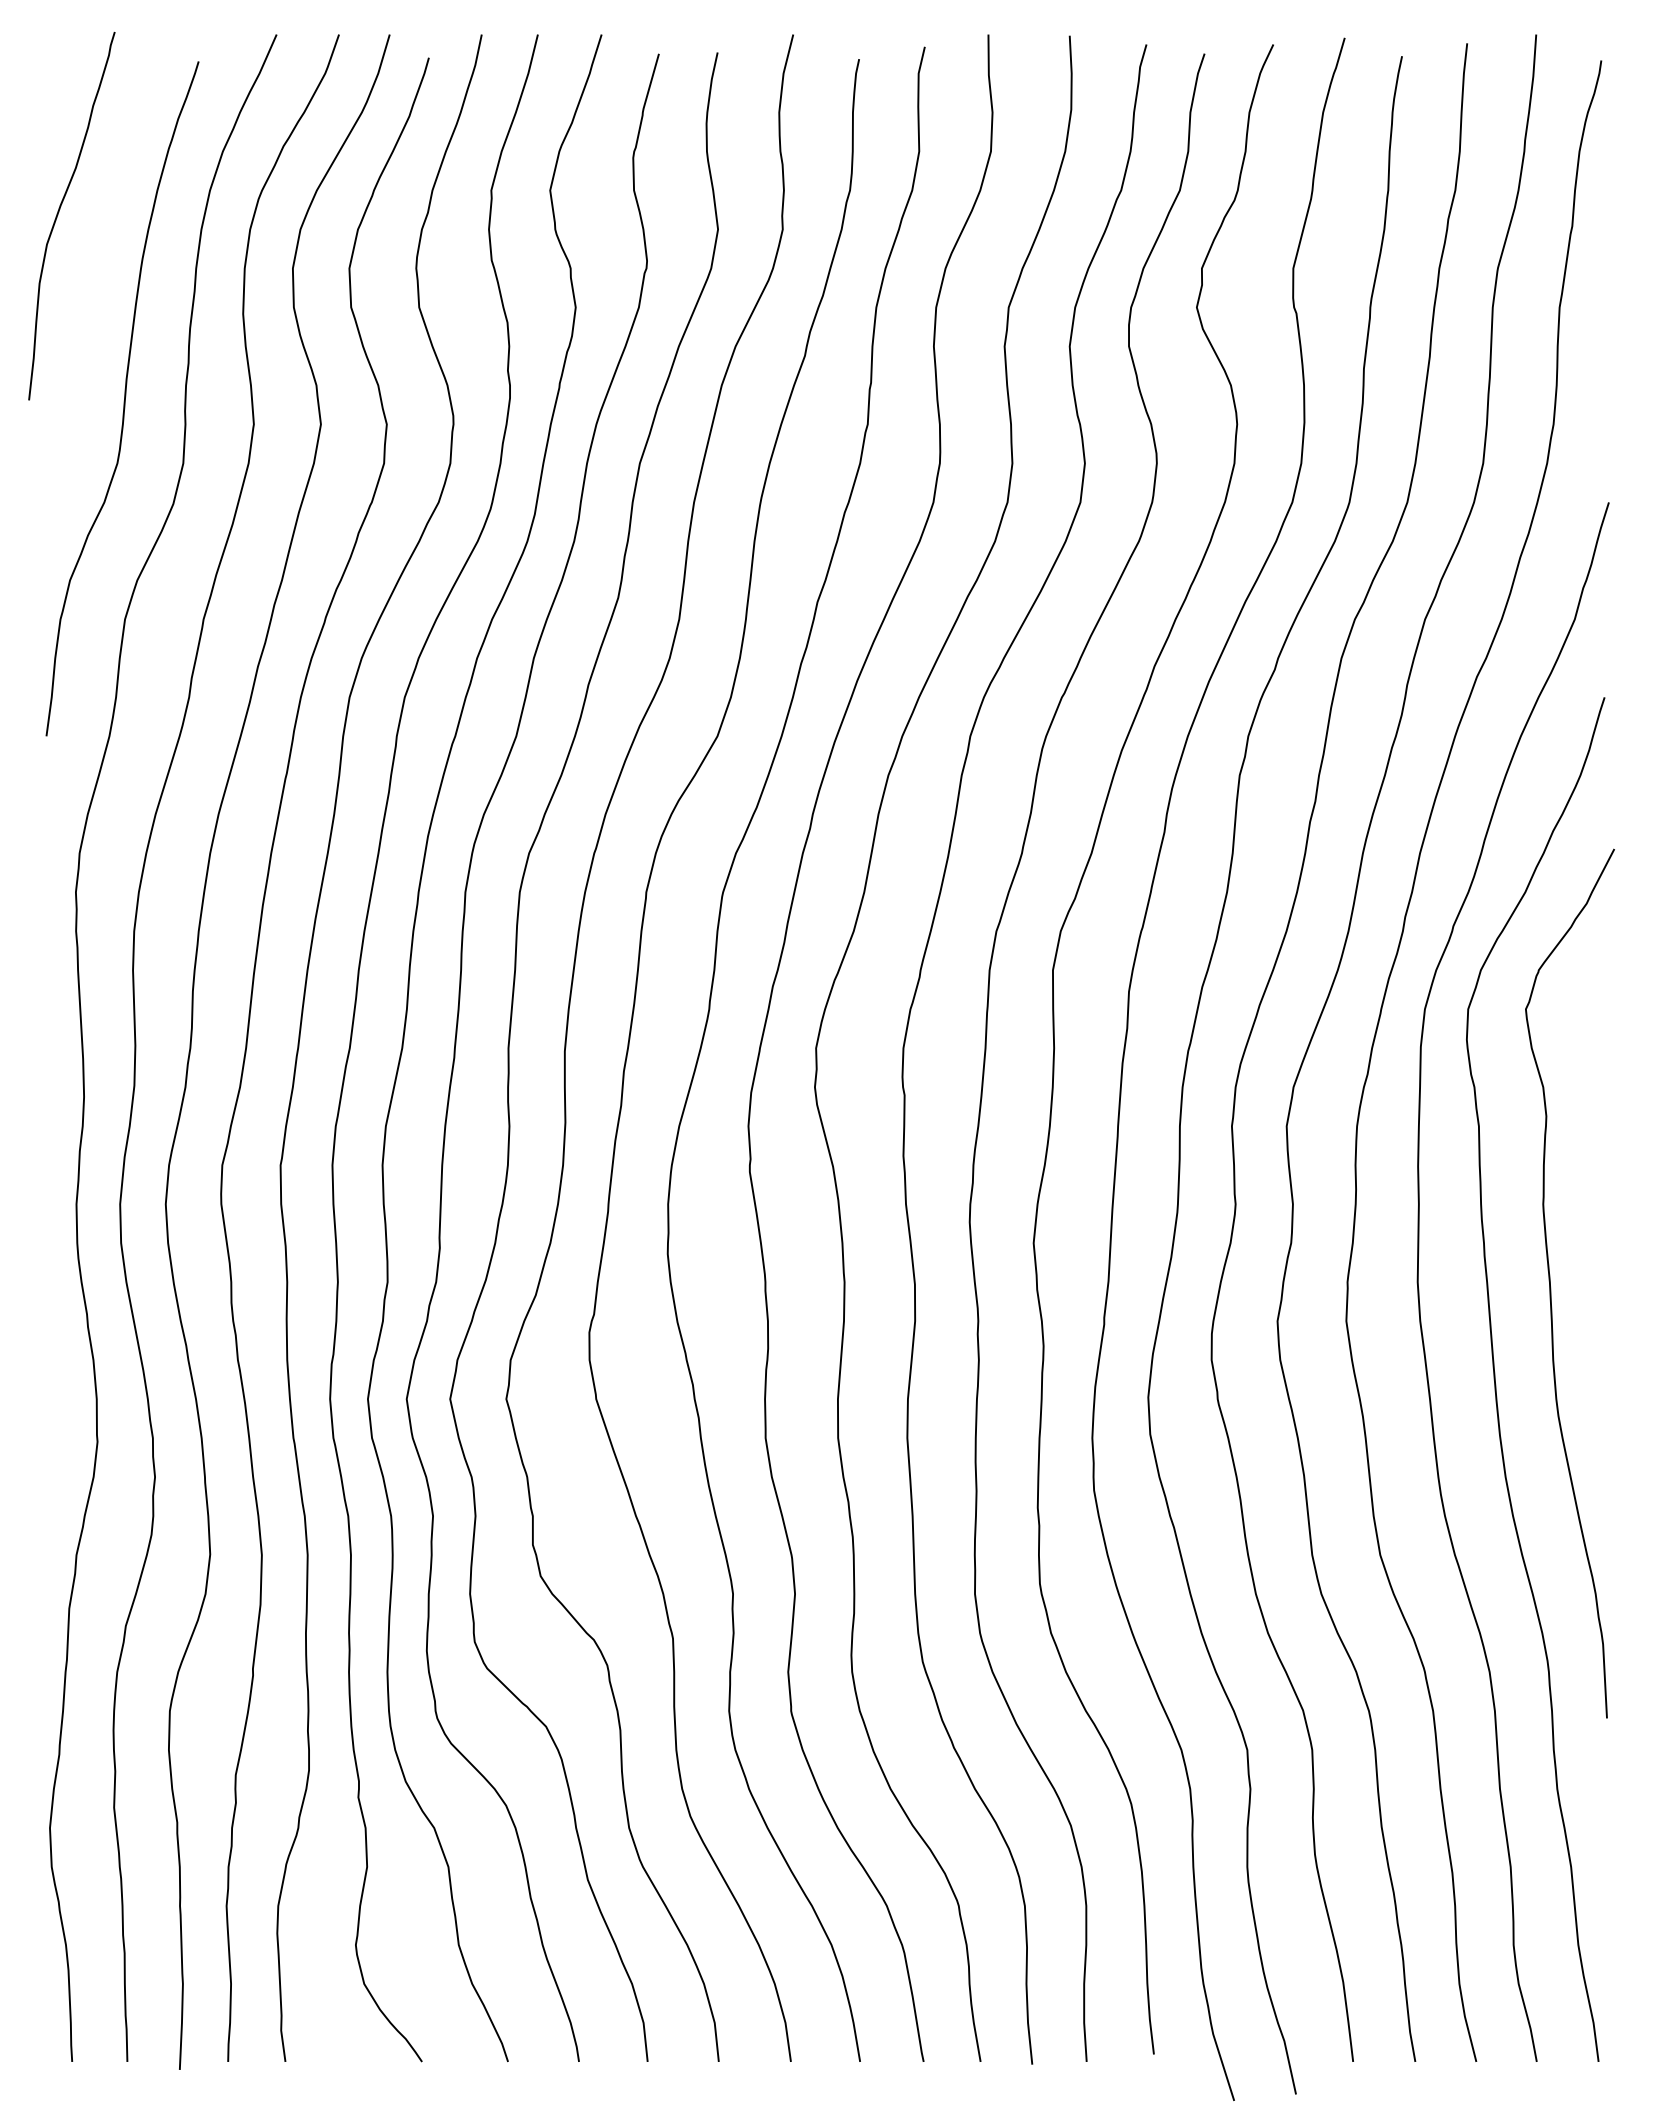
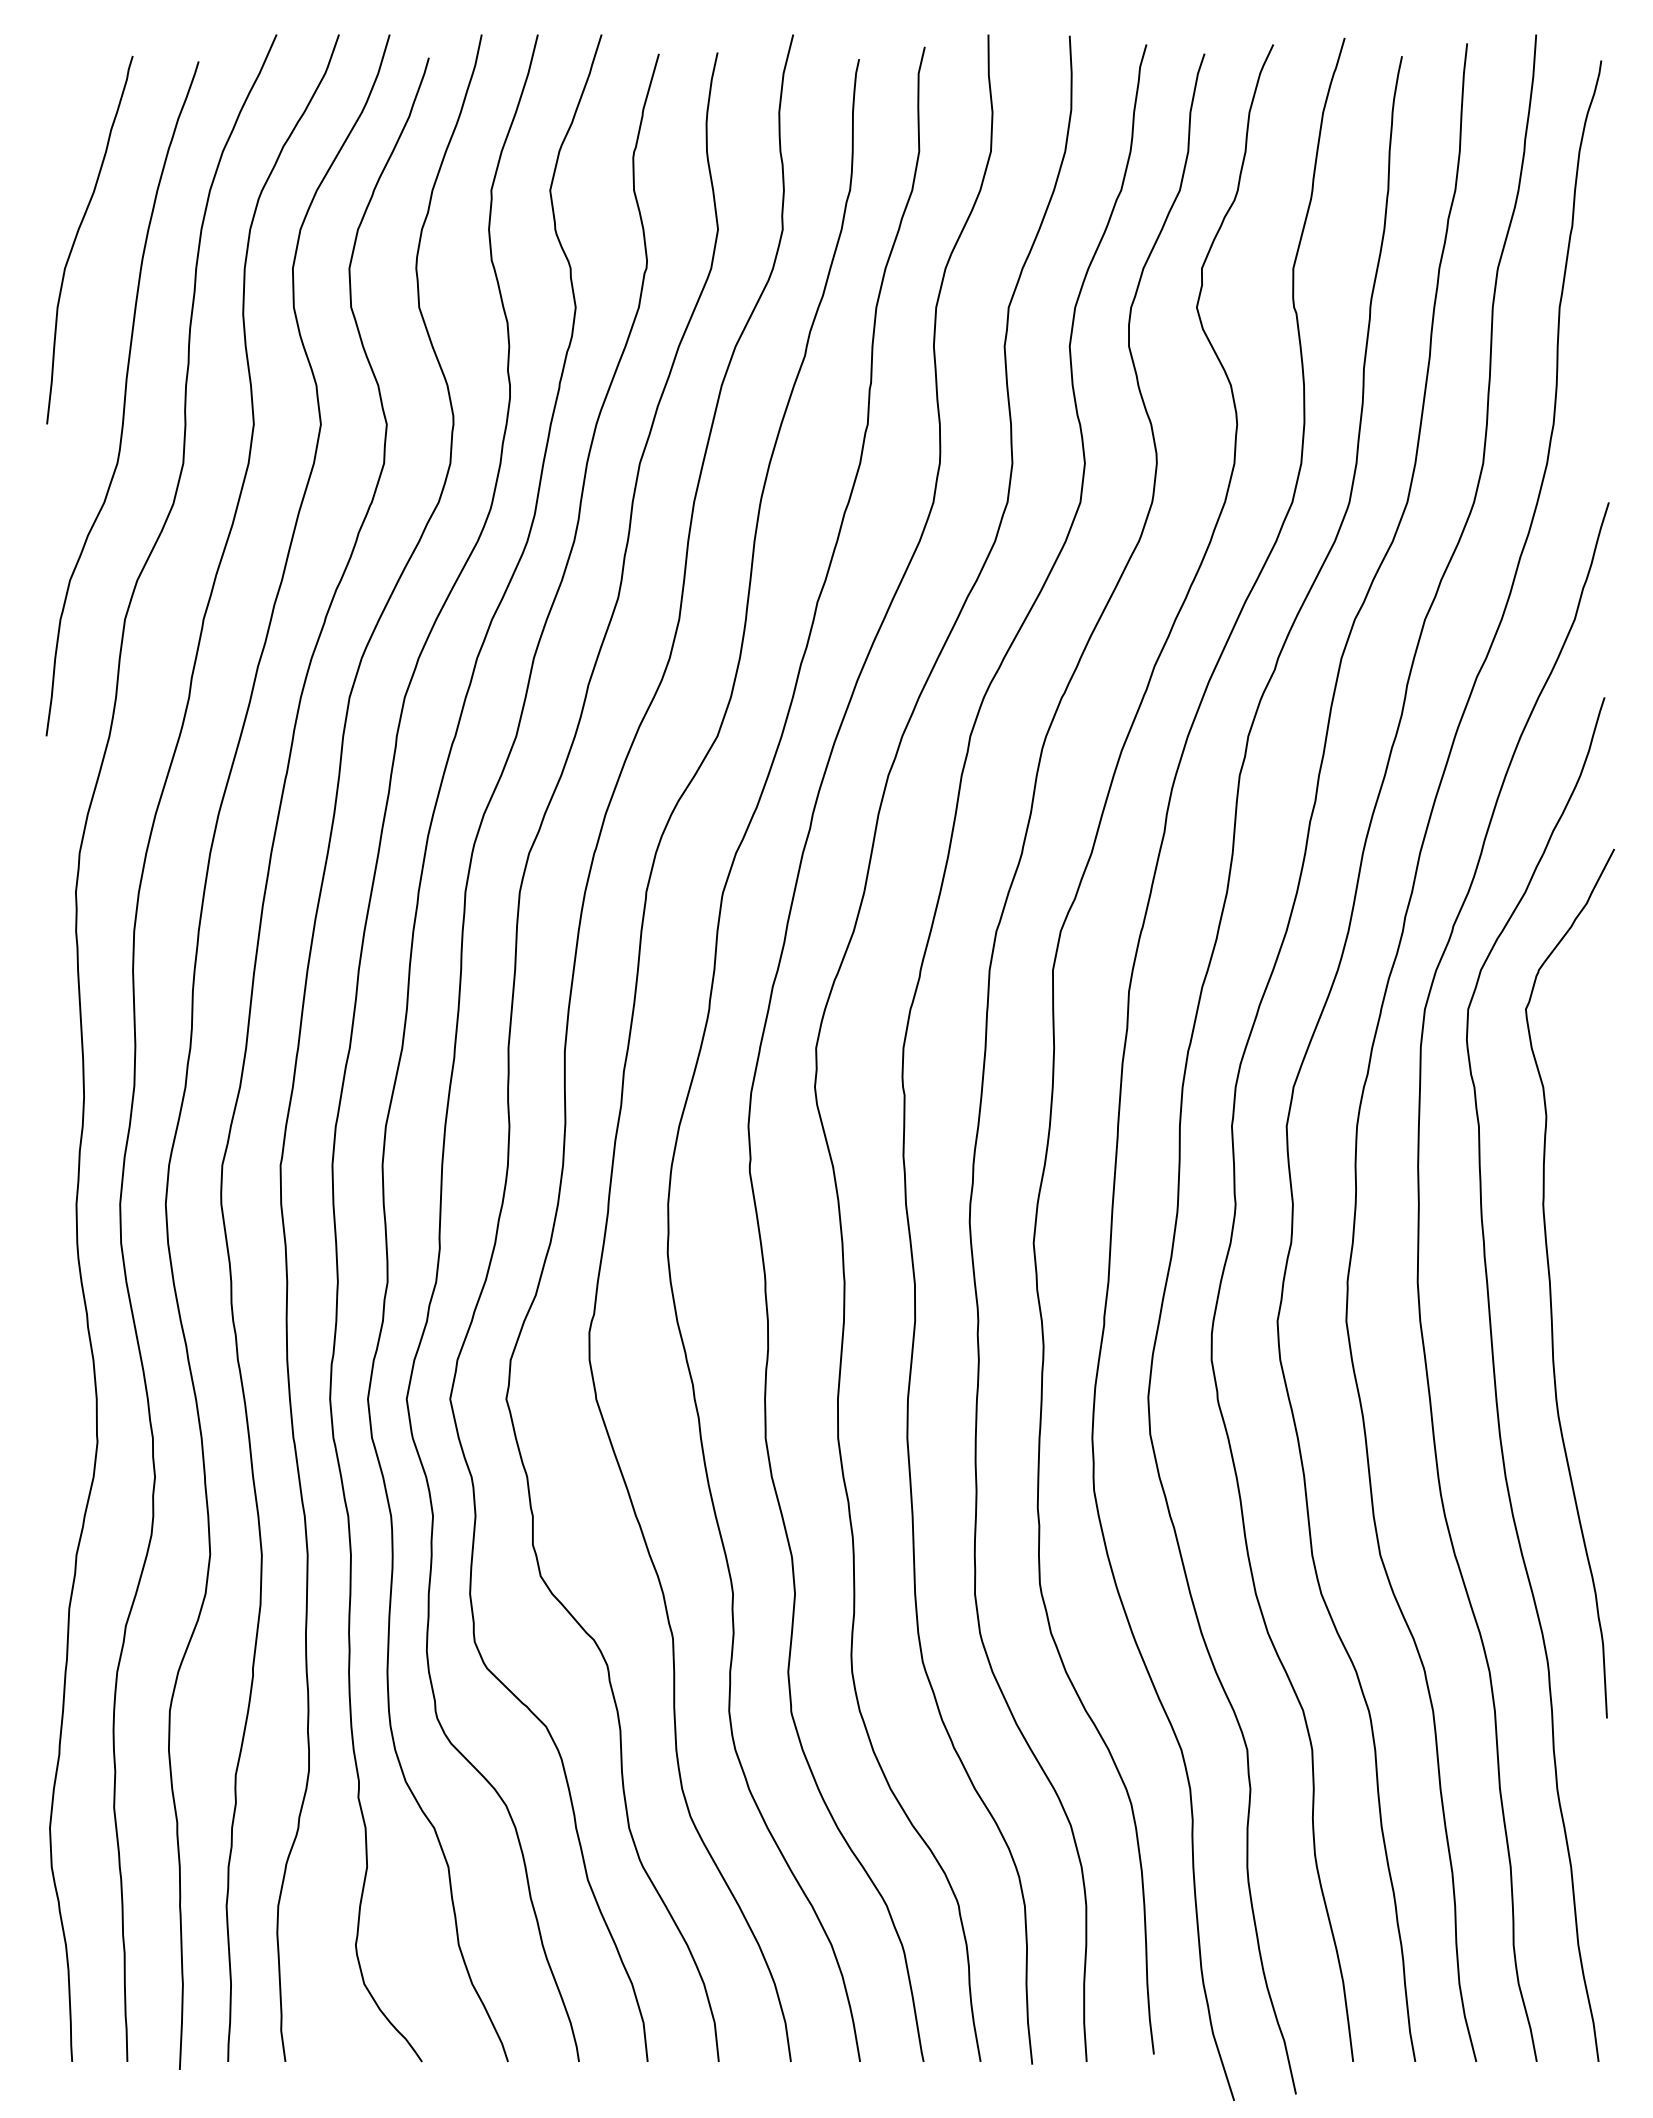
curve position: (59, 212) -> (77, 236) (77, 236)
